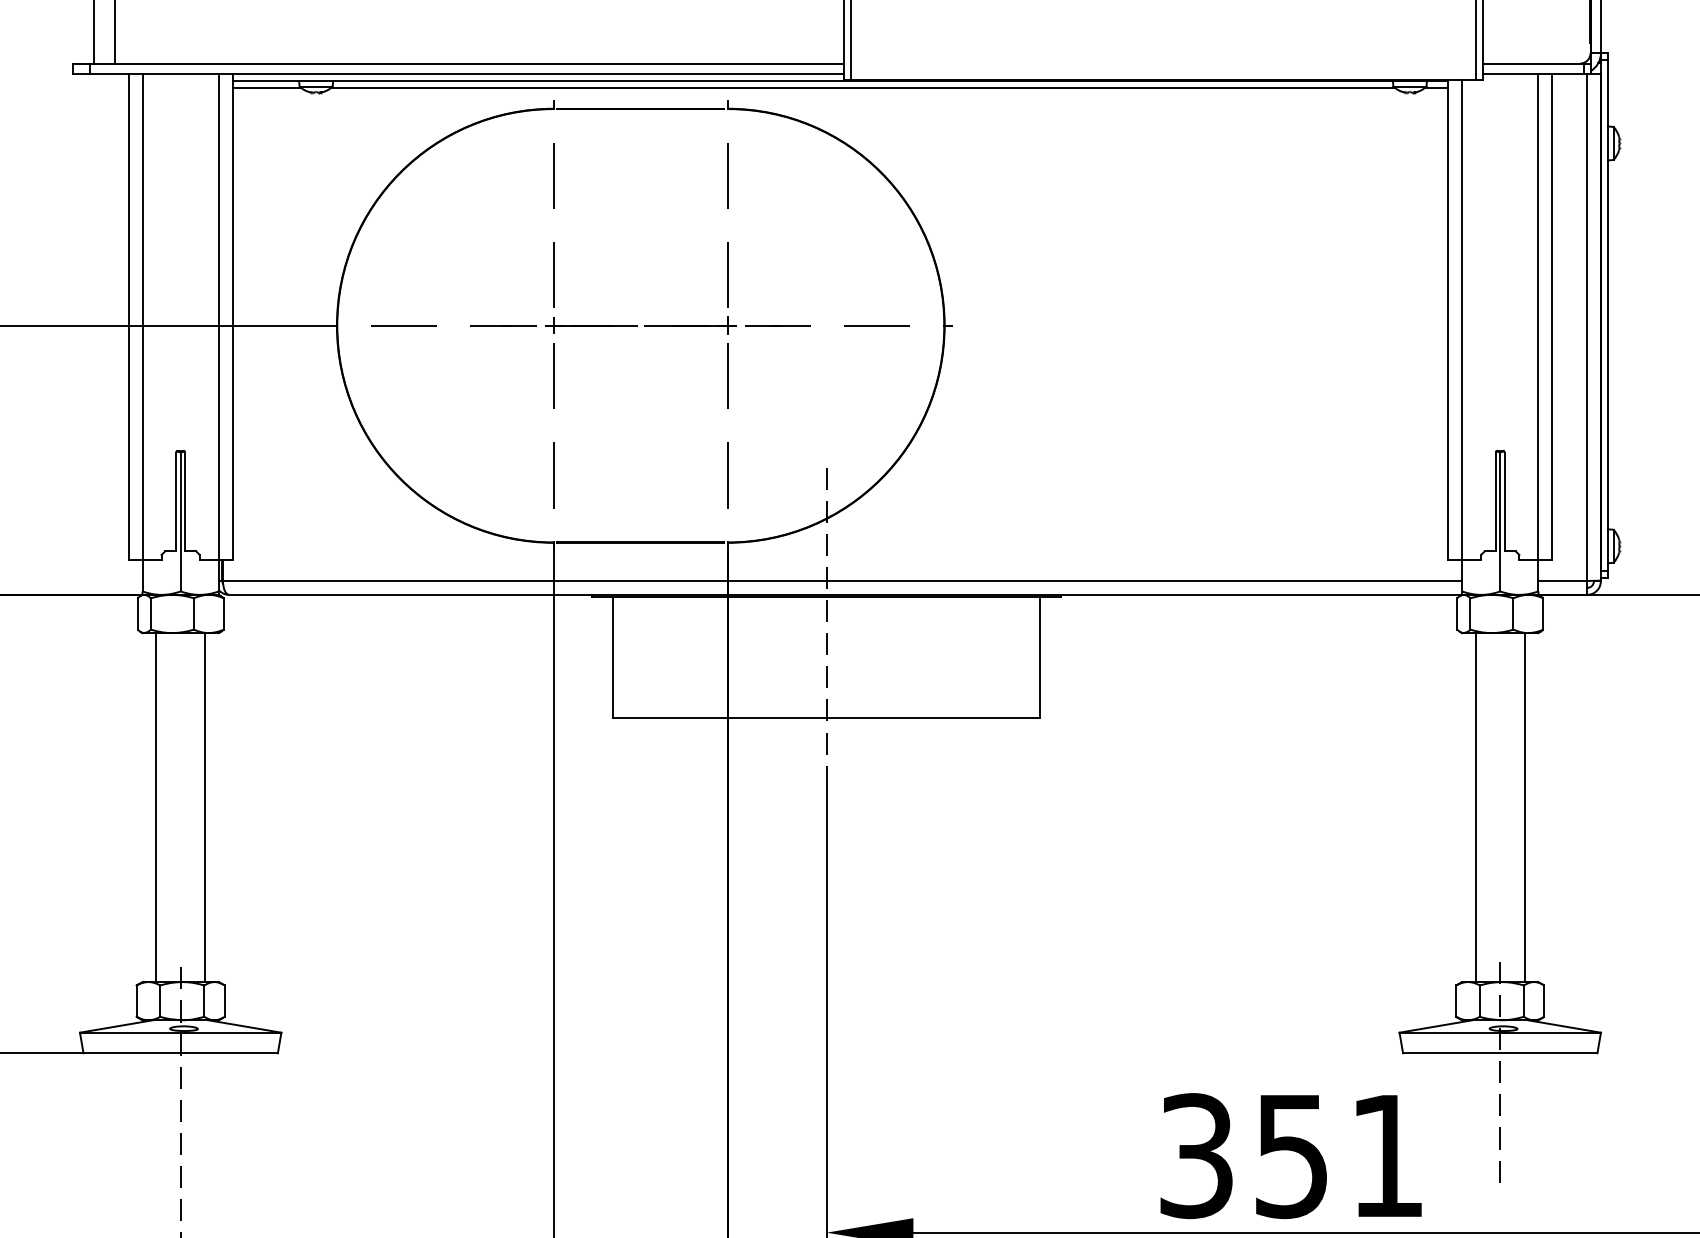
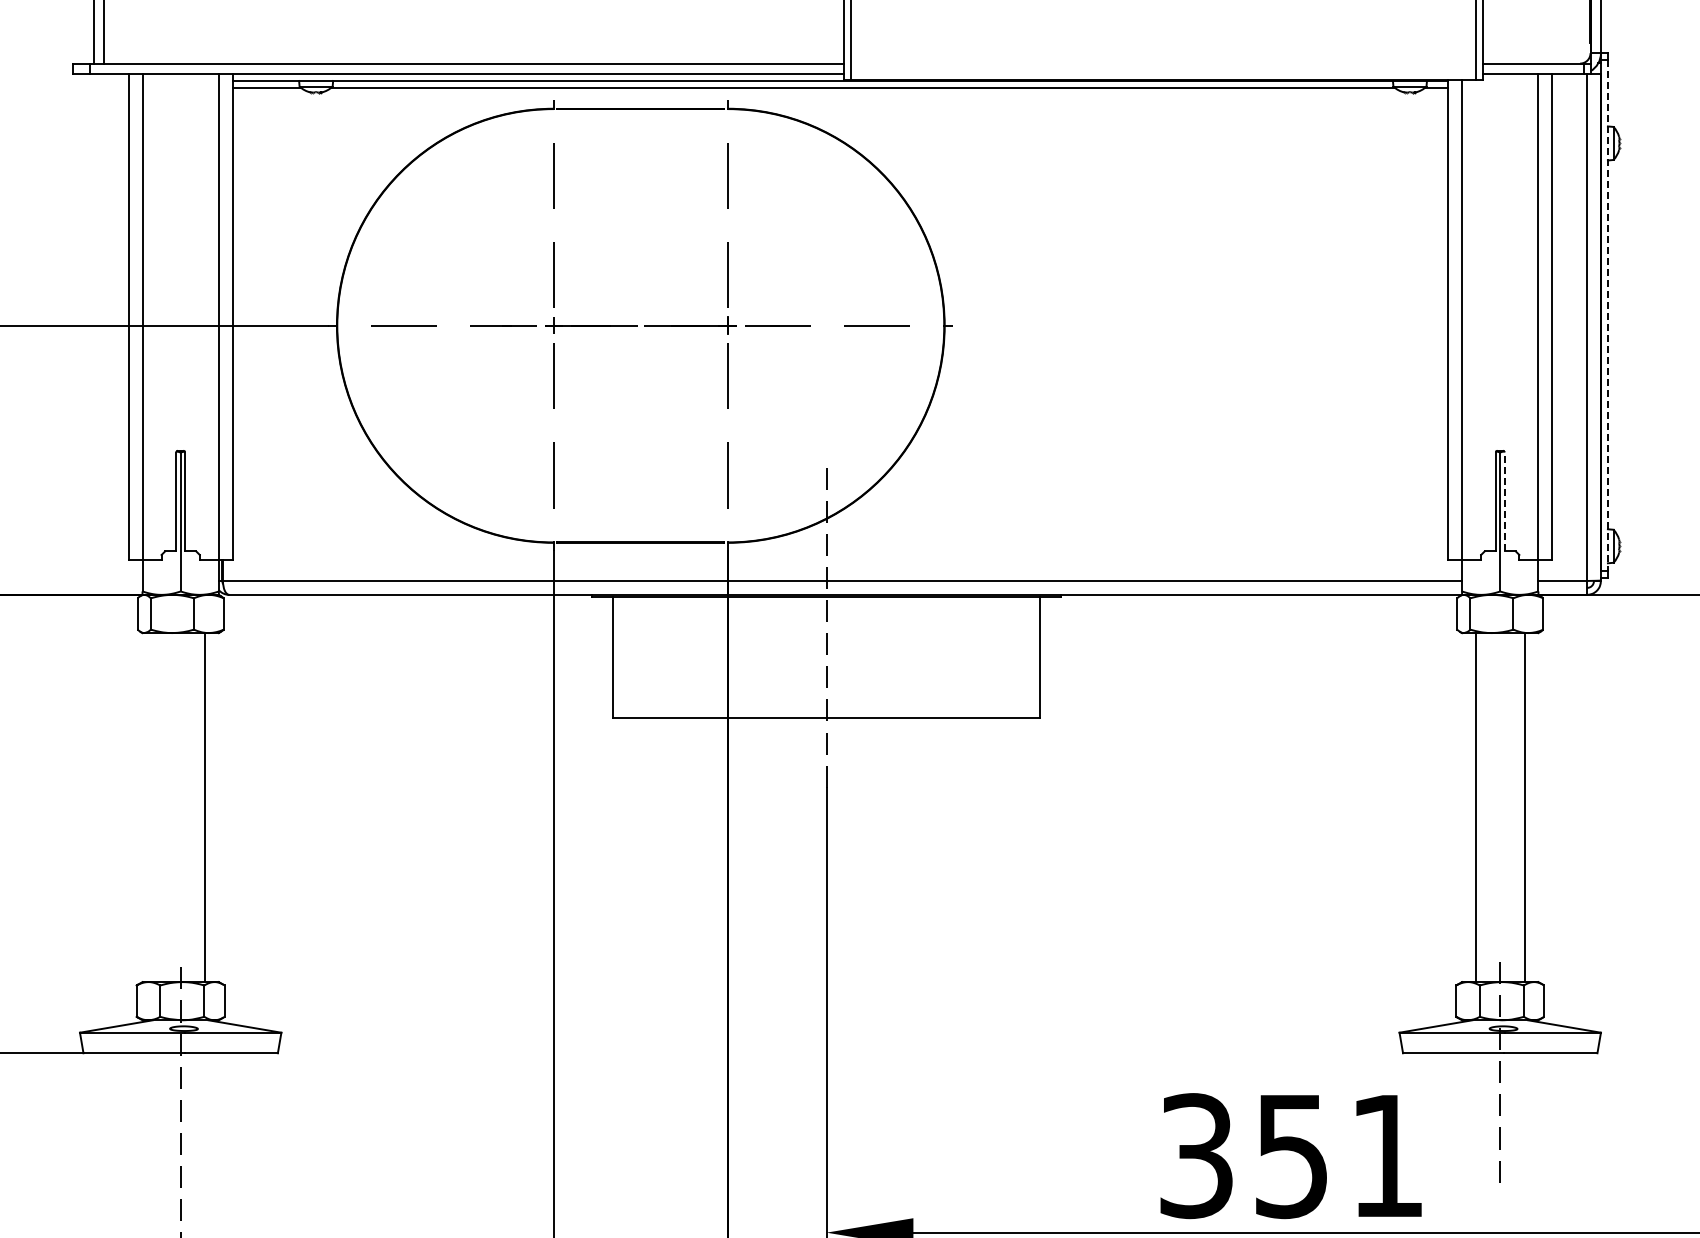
line position: (114, 32) -> (103, 32) (103, 32)
line: solid -> dashed (1607, 315)
line: solid -> dashed (1504, 501)
line: present -> none (156, 807)
